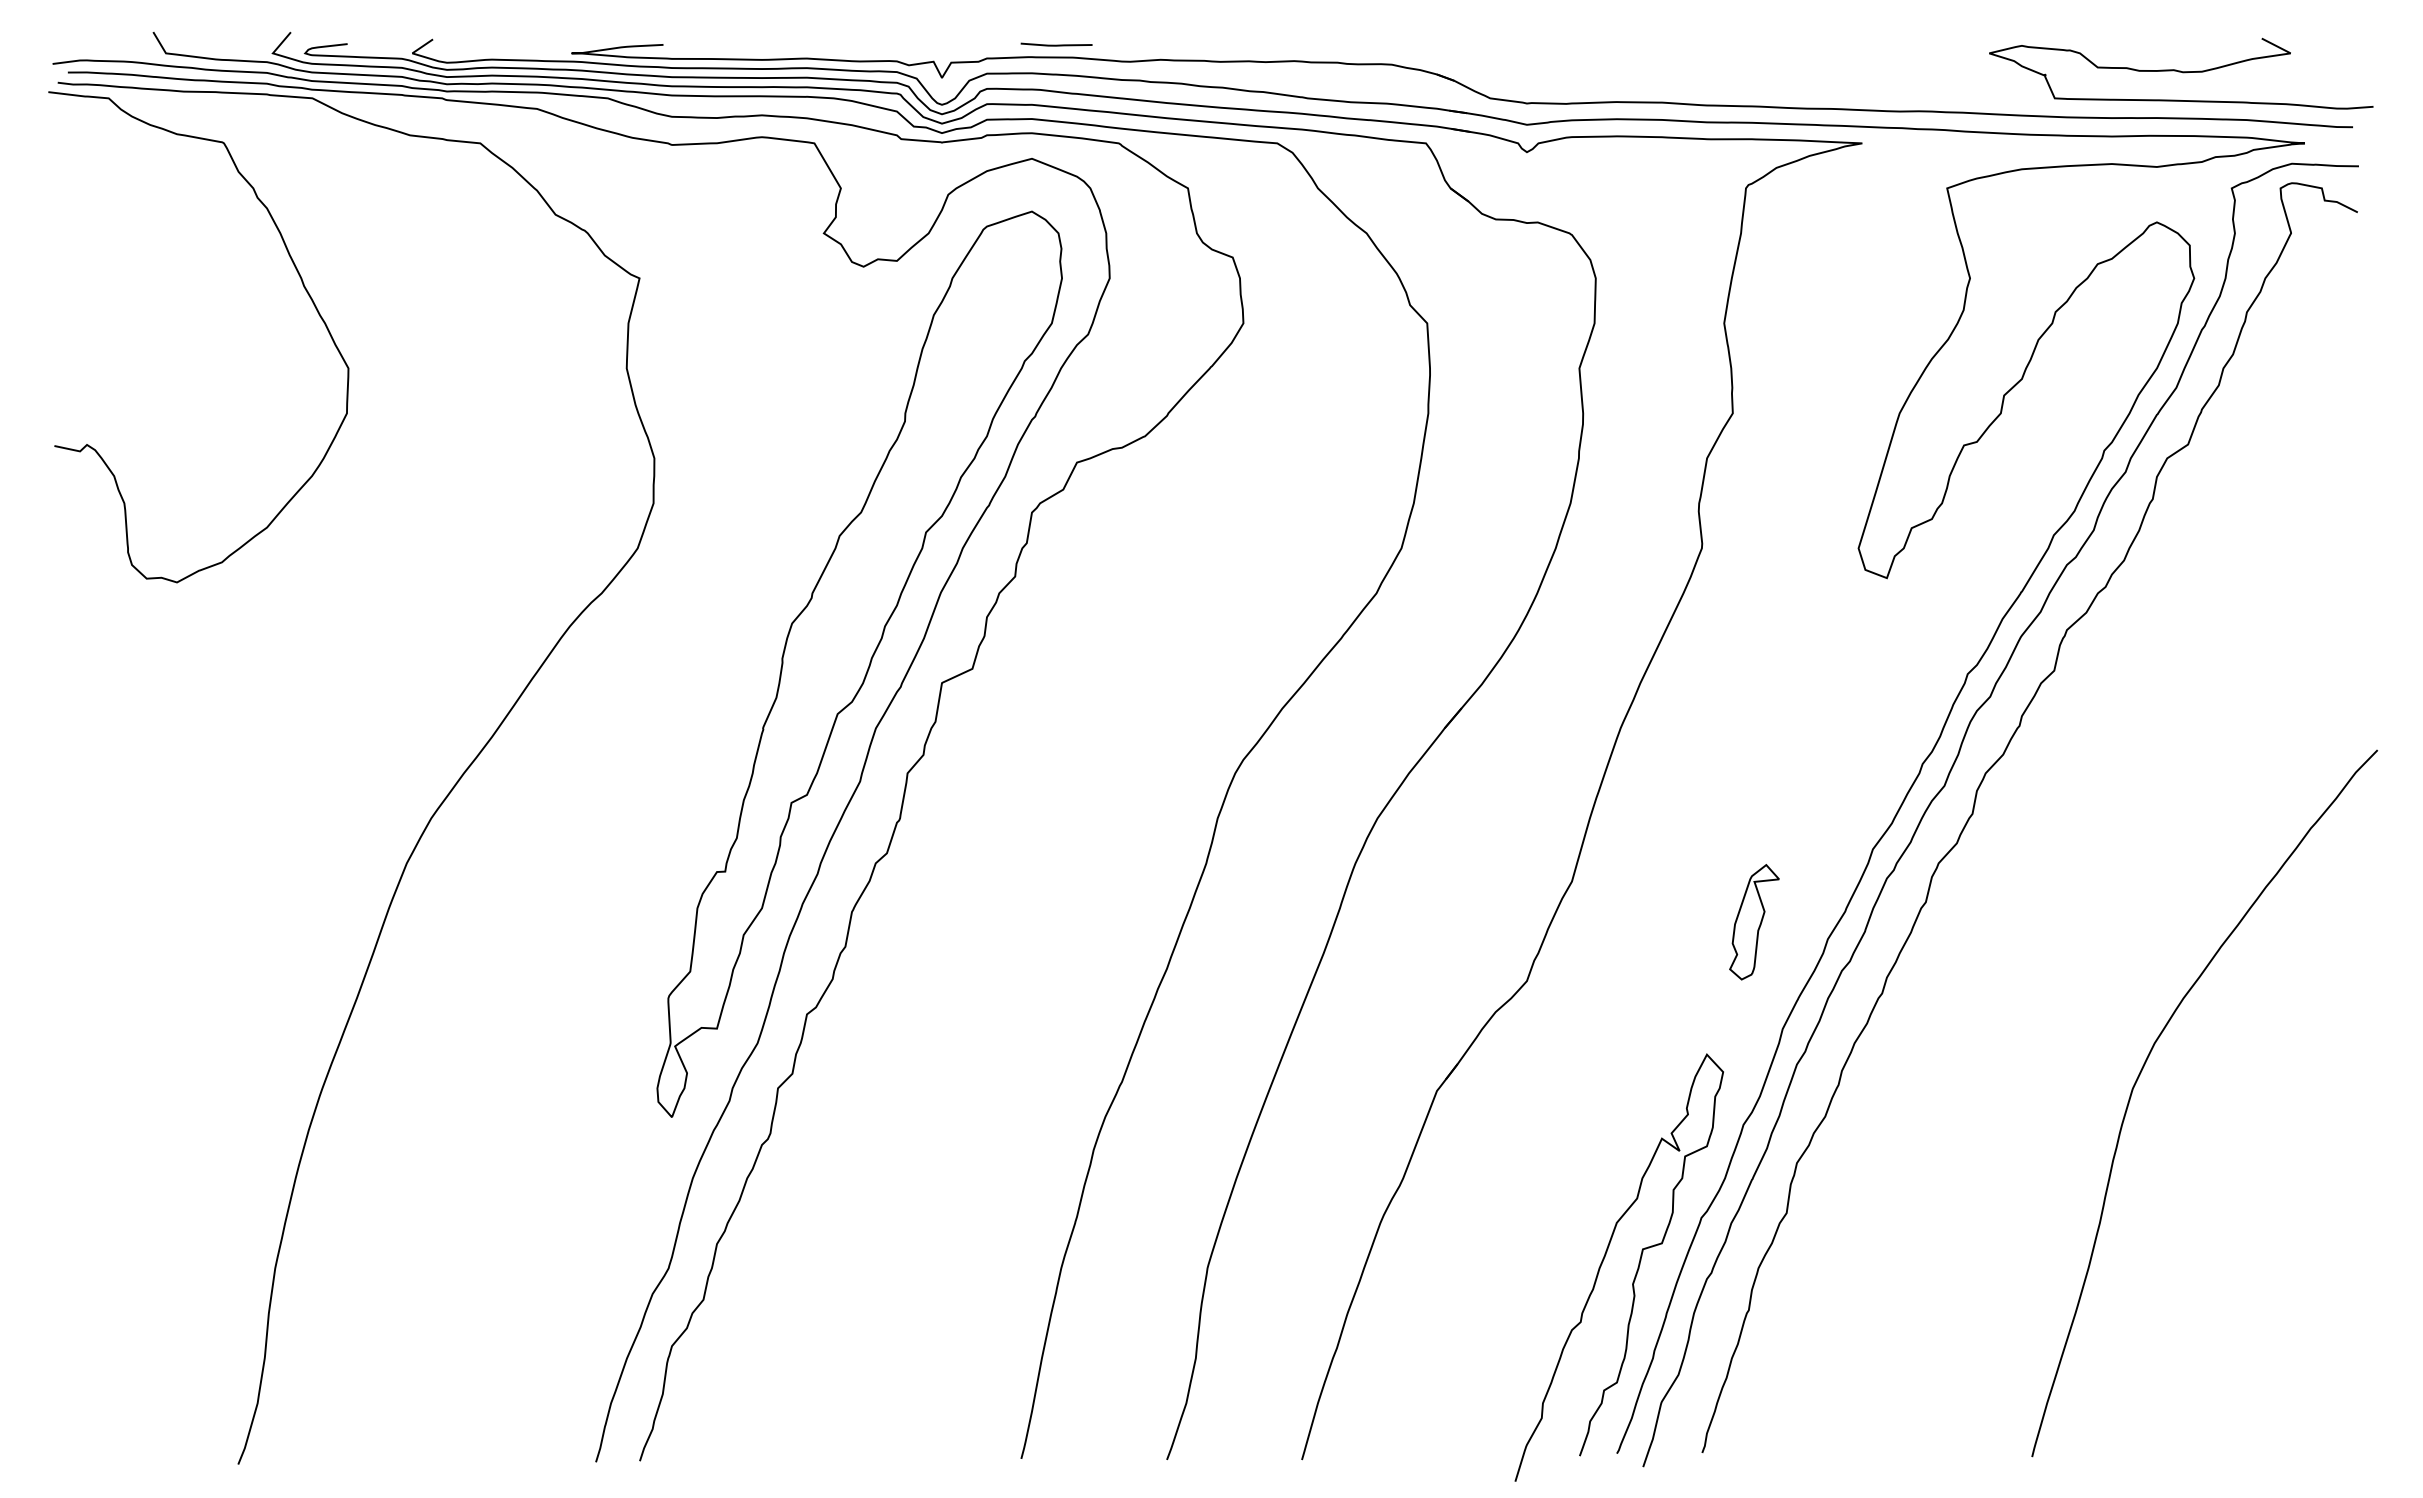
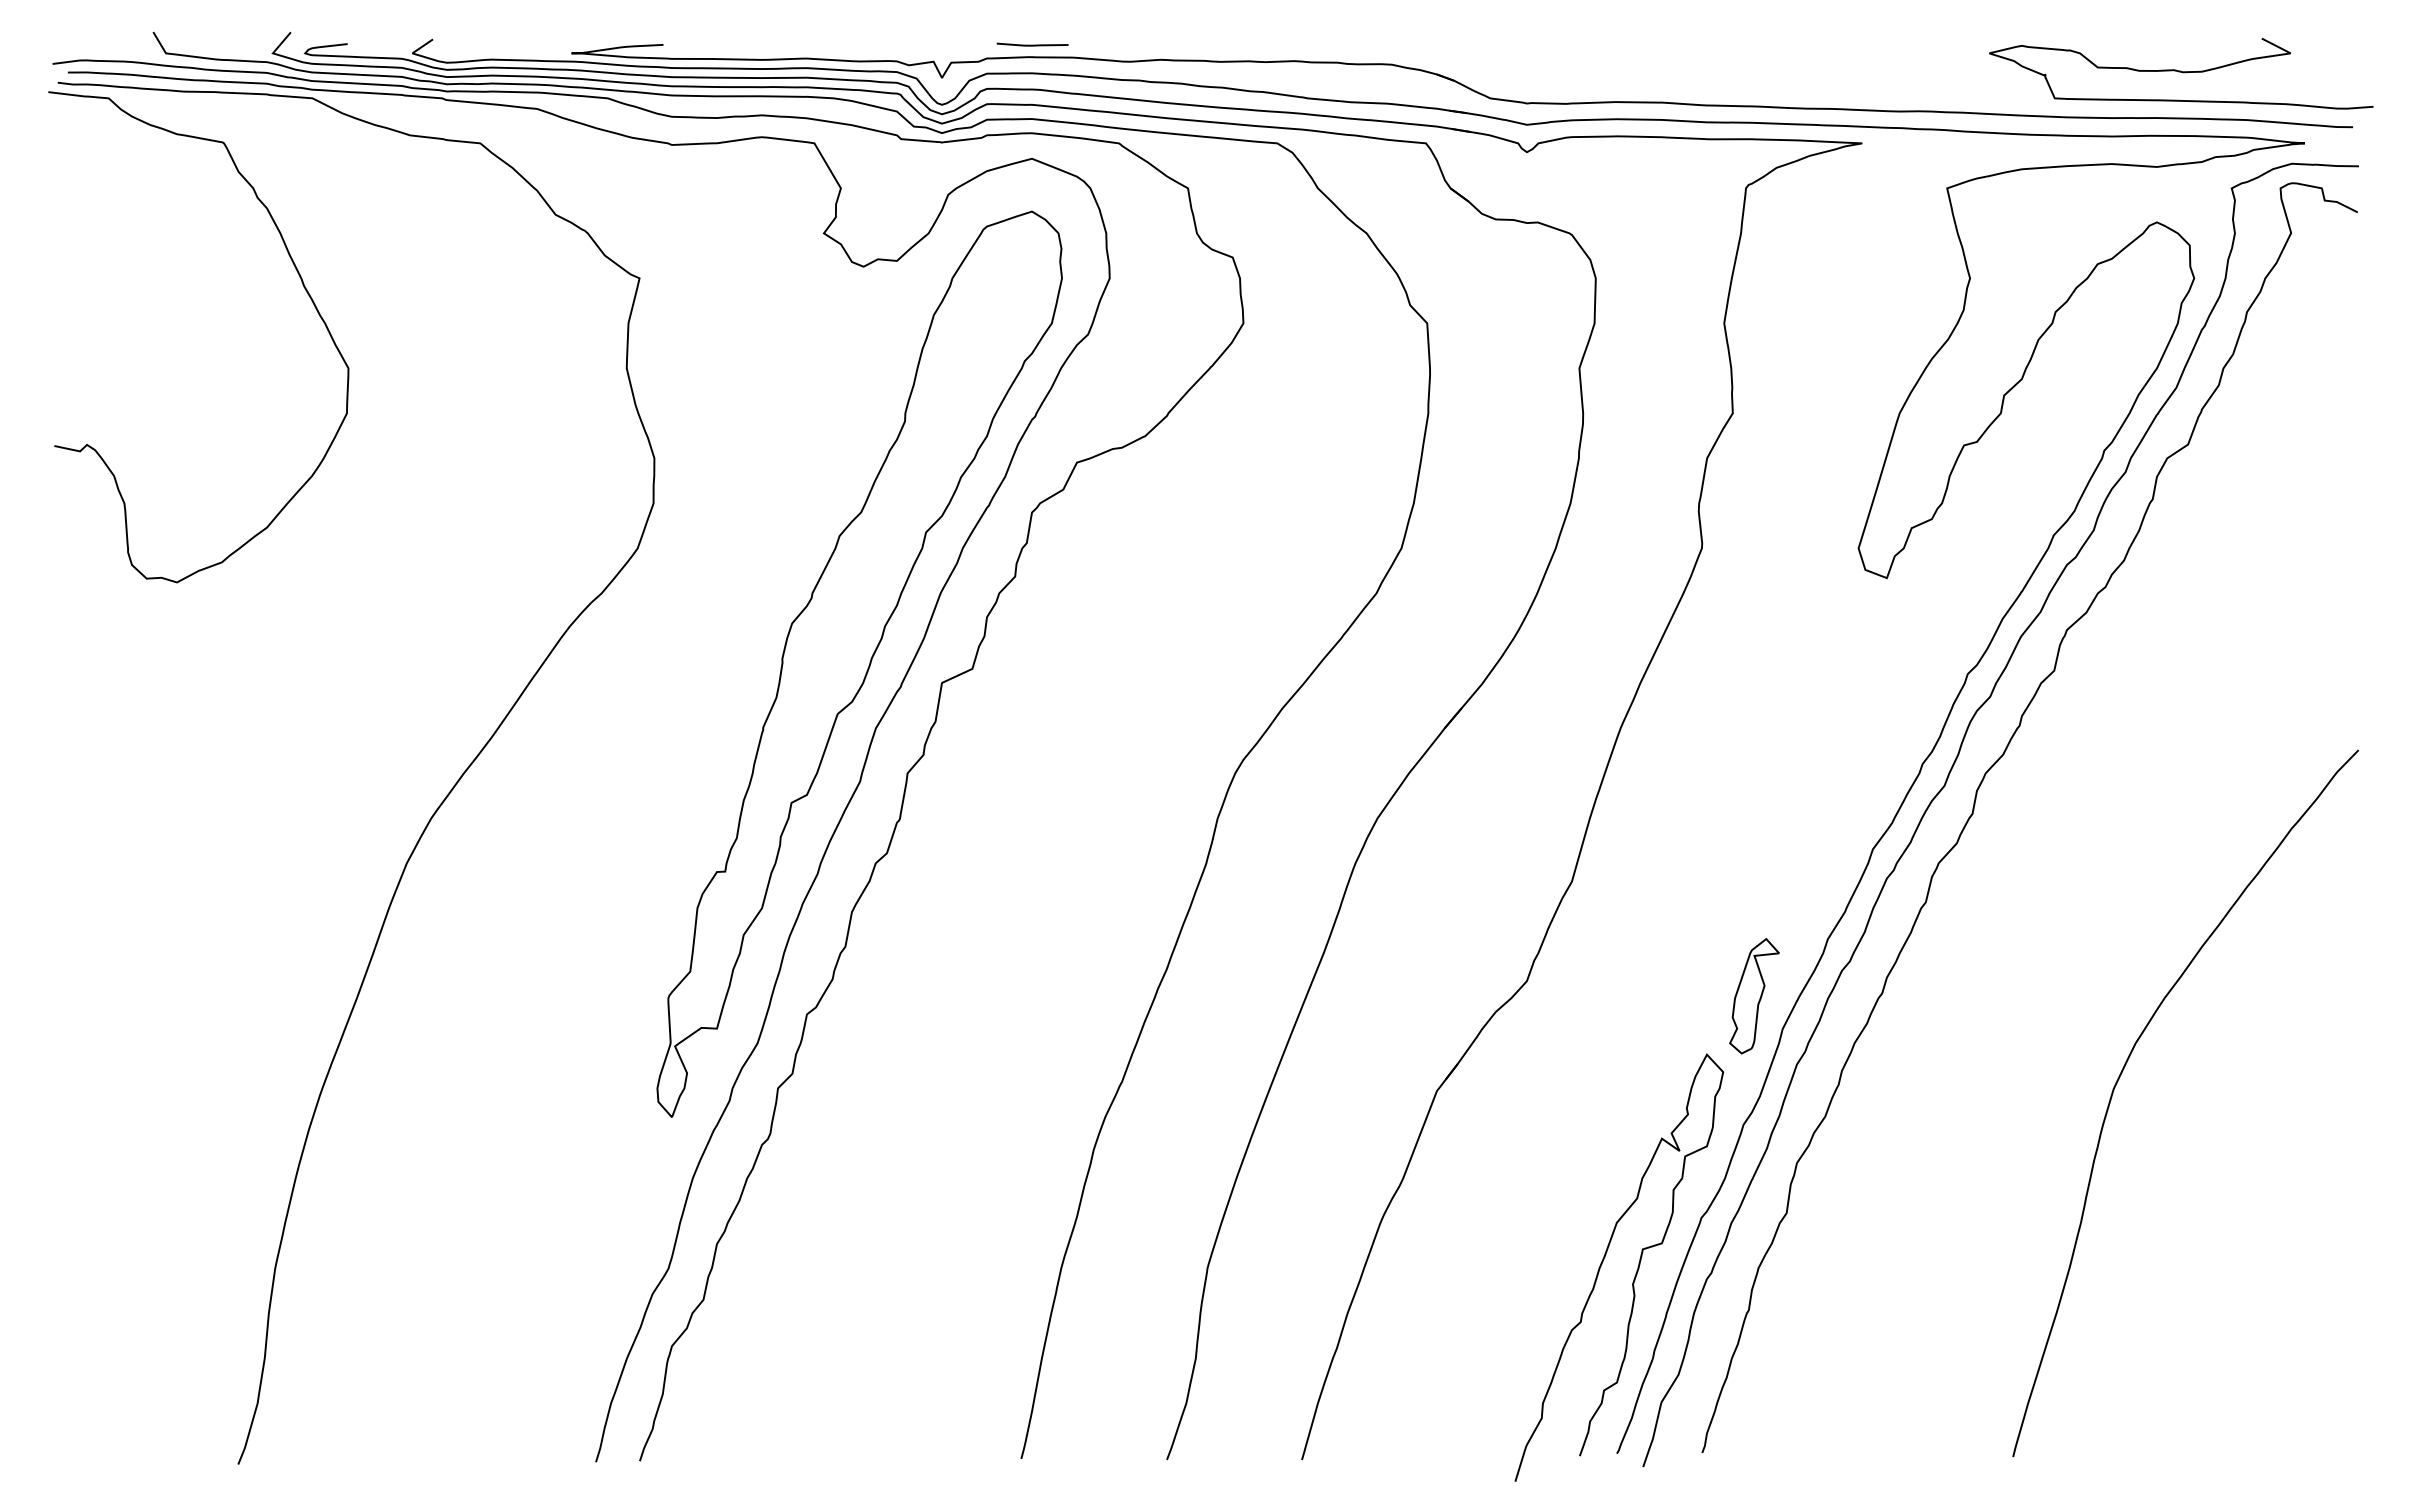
line position: (1056, 44) -> (1032, 44) (1032, 44)
part position: (1754, 922) -> (1754, 996) (1754, 996)
curve position: (2141, 1073) -> (2122, 1073) (2122, 1073)
